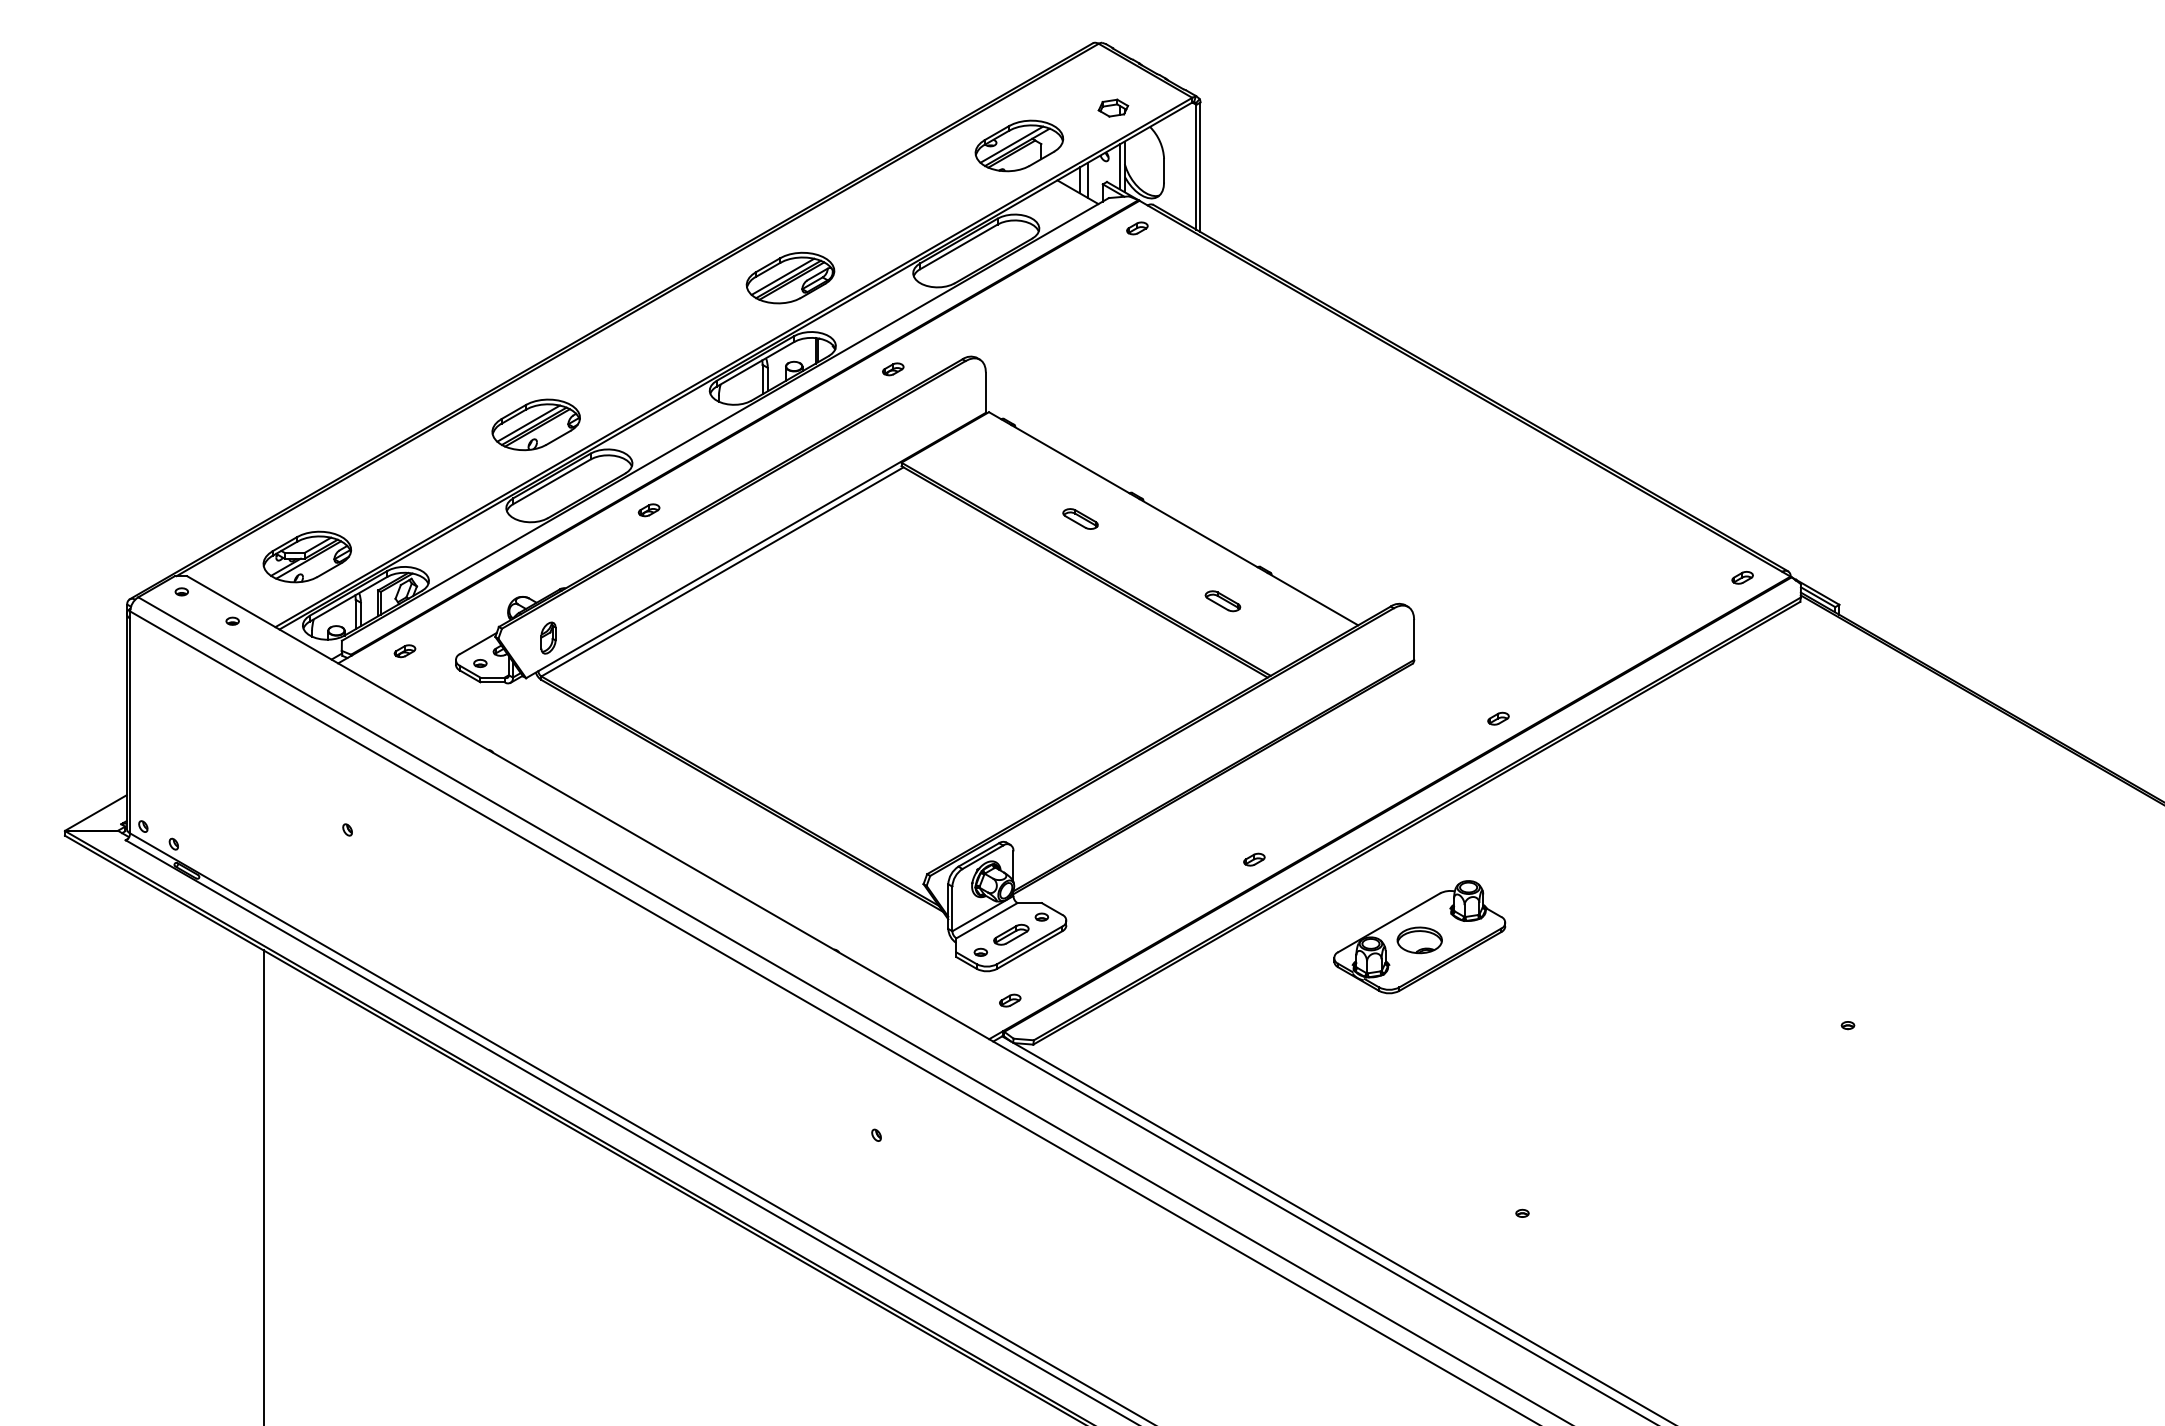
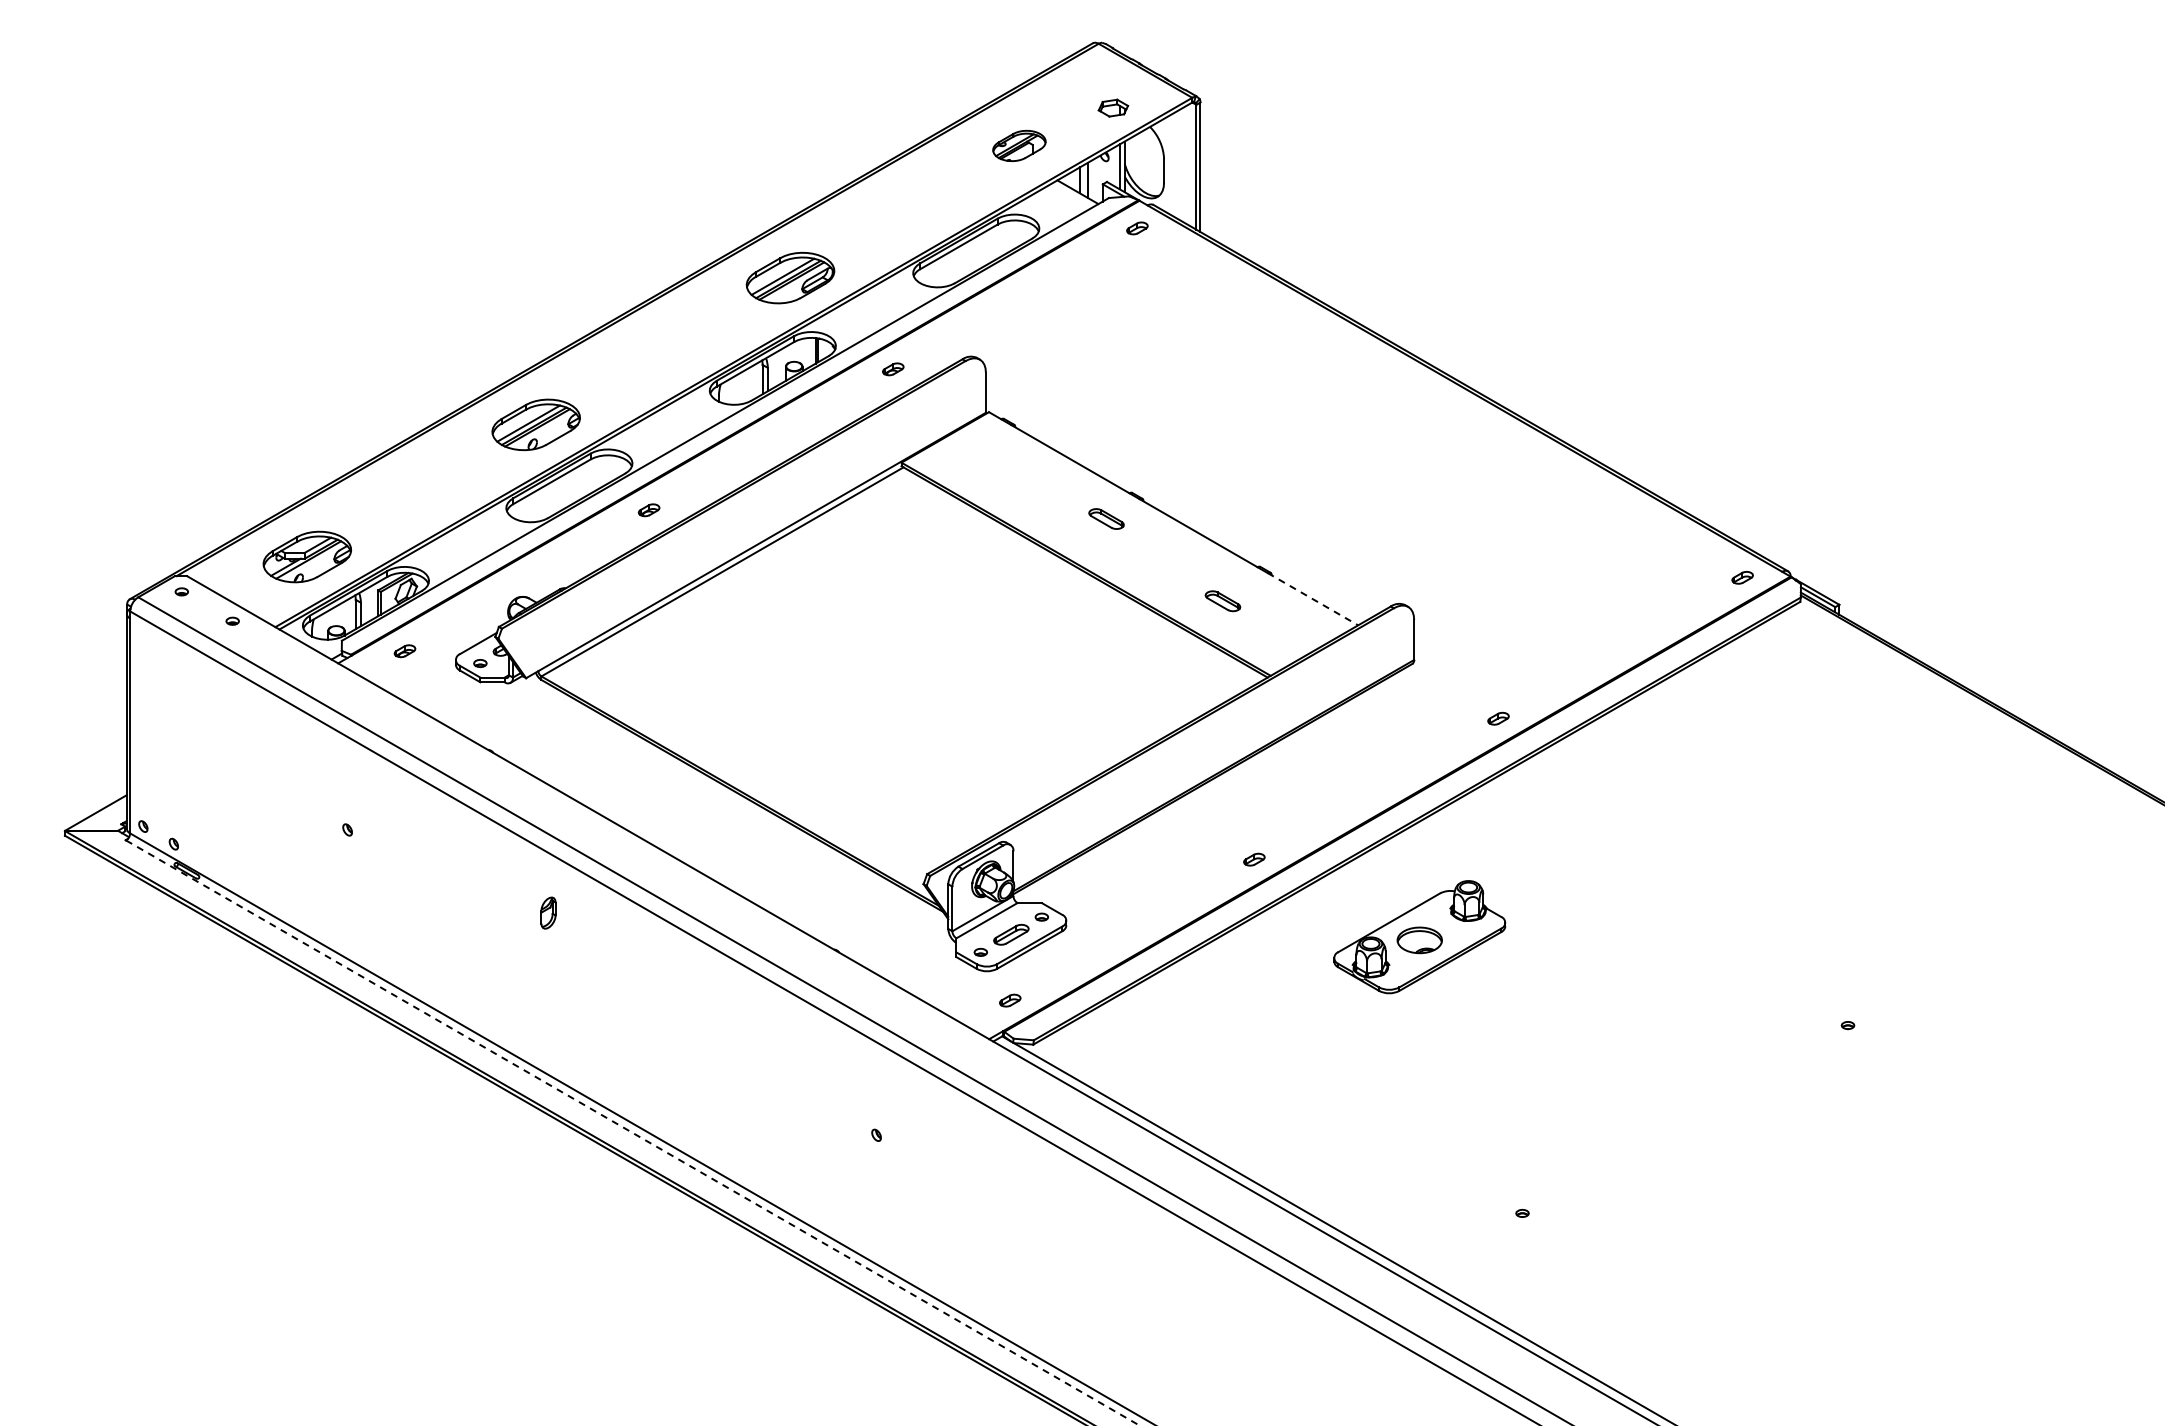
part size: 91x54 px -> 55x33 px (1019, 145)
part position: (1080, 518) -> (1106, 518) (1106, 518)
line: solid -> dashed (1313, 599)
part position: (548, 637) -> (548, 912) (548, 912)
line: solid -> dashed (633, 1133)
line: present -> none (263, 1186)
